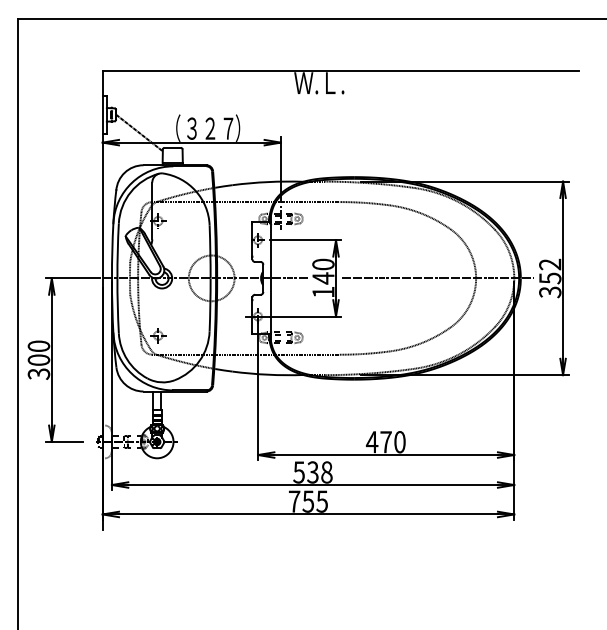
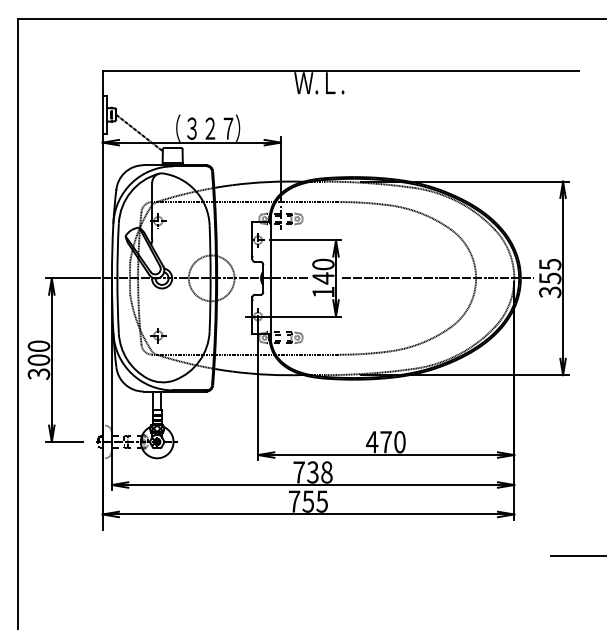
text: 352 -> 355 (550, 264)
text: 538 -> 738 (298, 472)
line: none -> present (577, 556)
